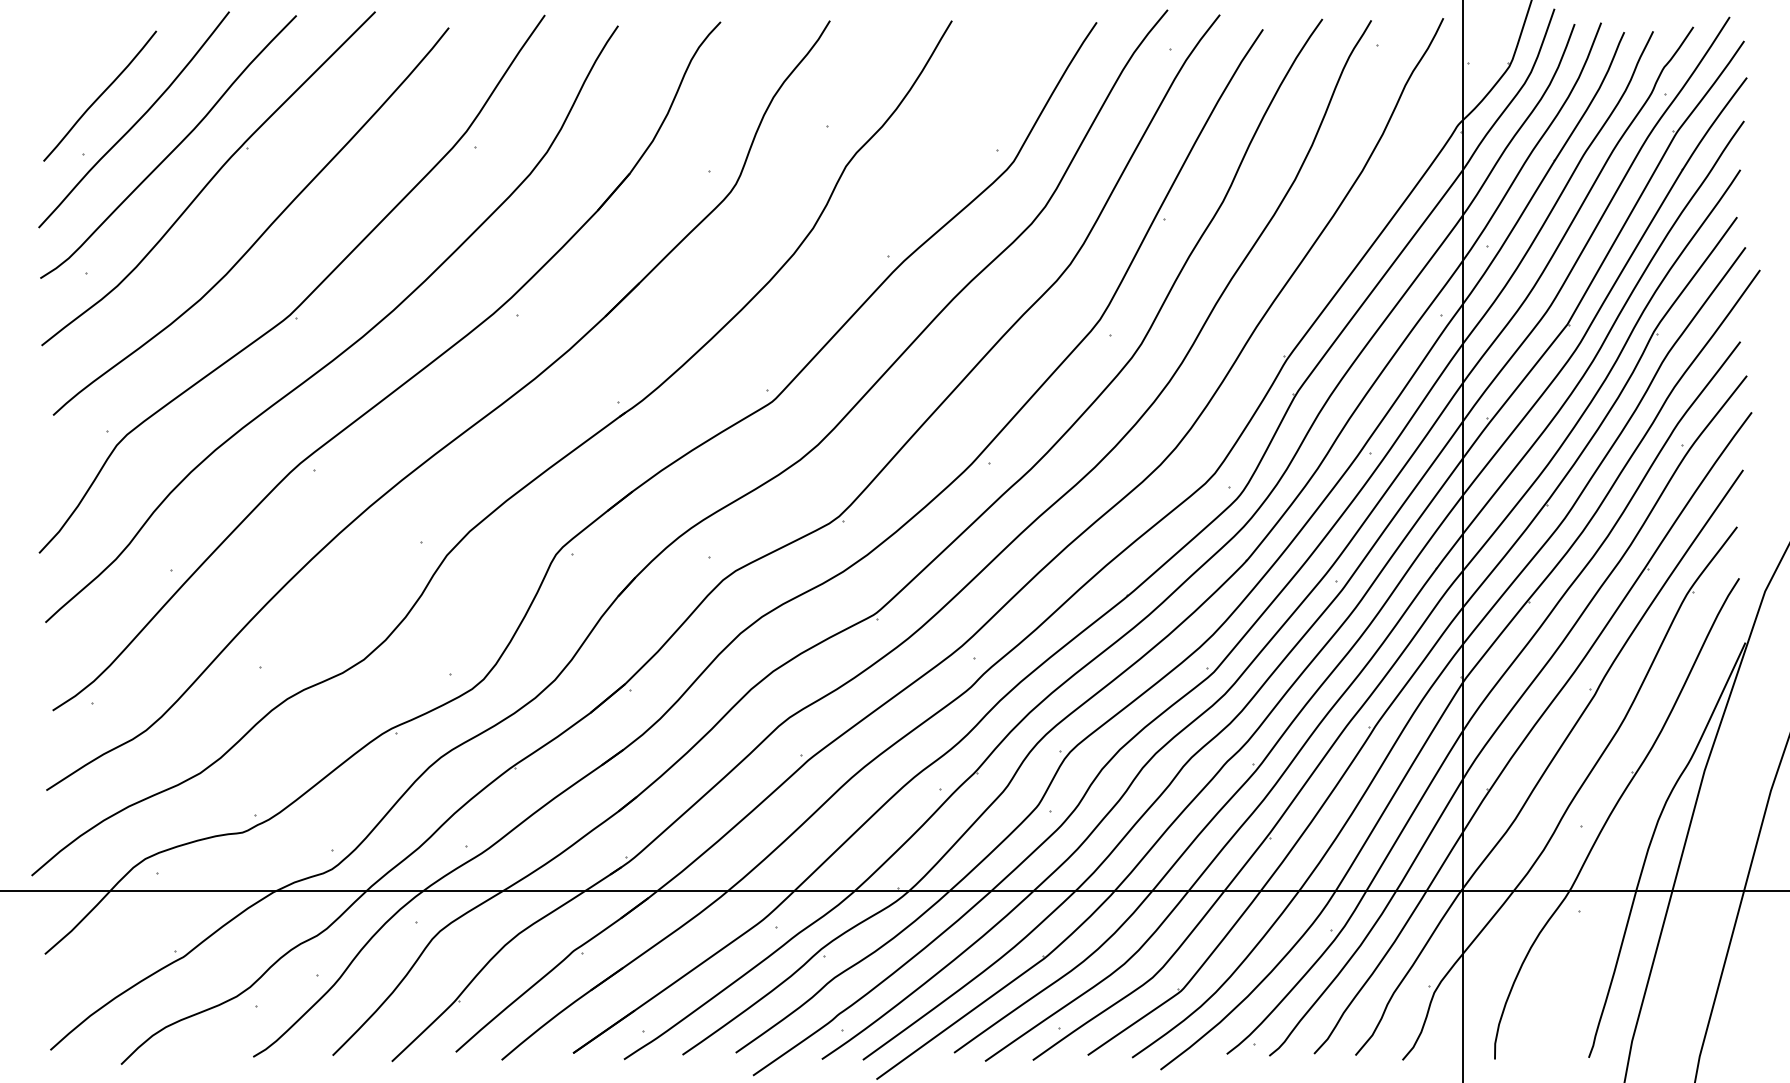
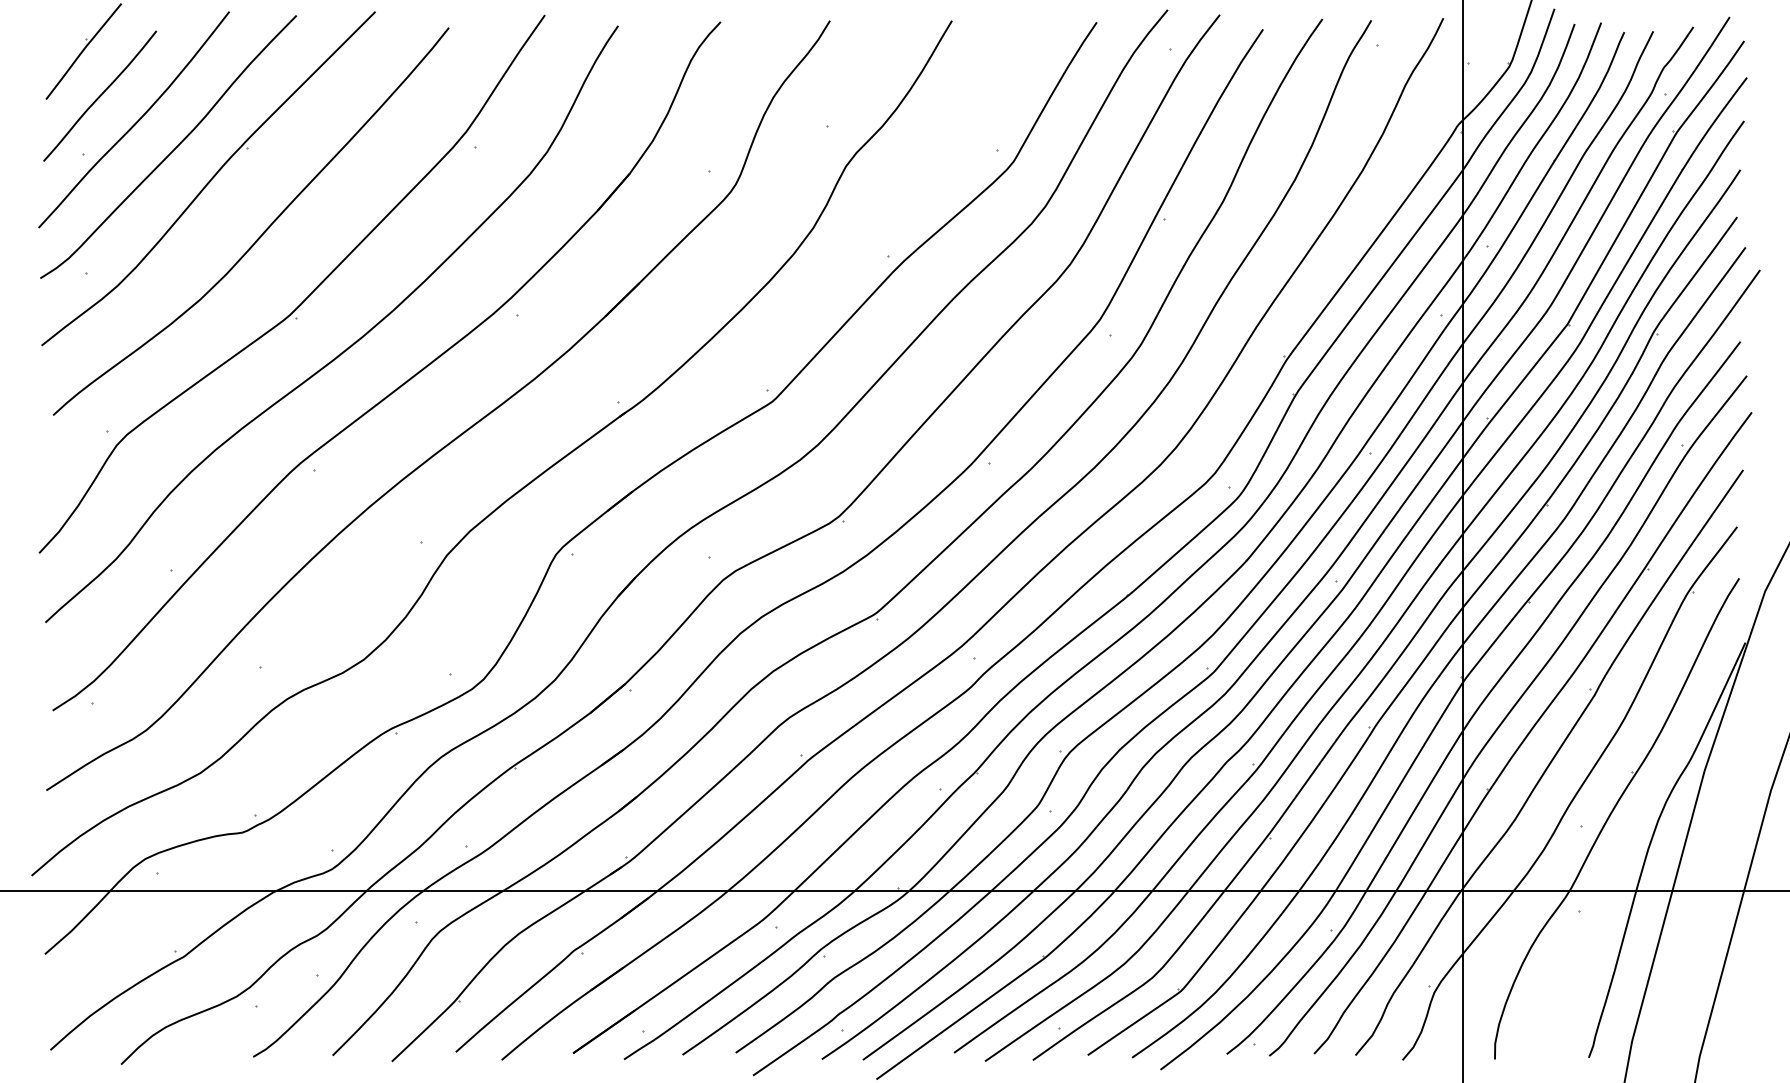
part: none -> present (83, 51)
